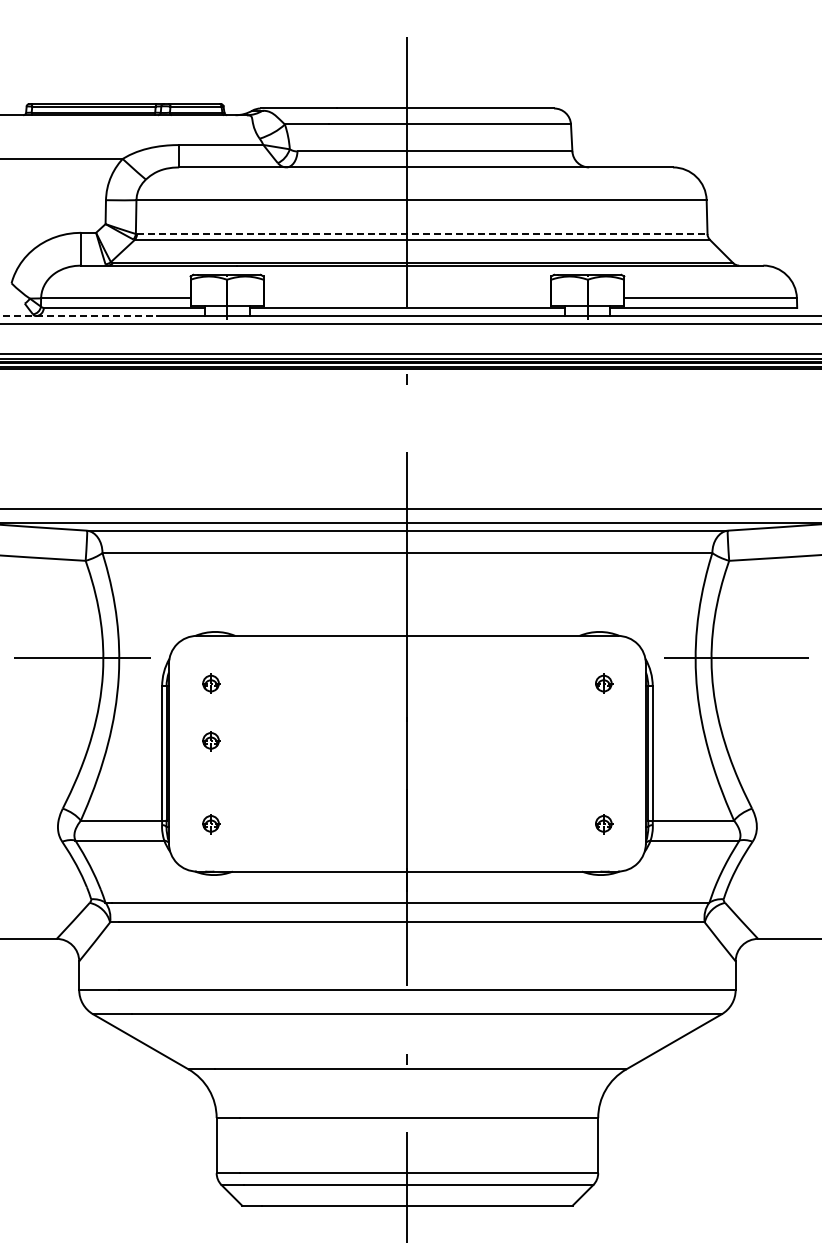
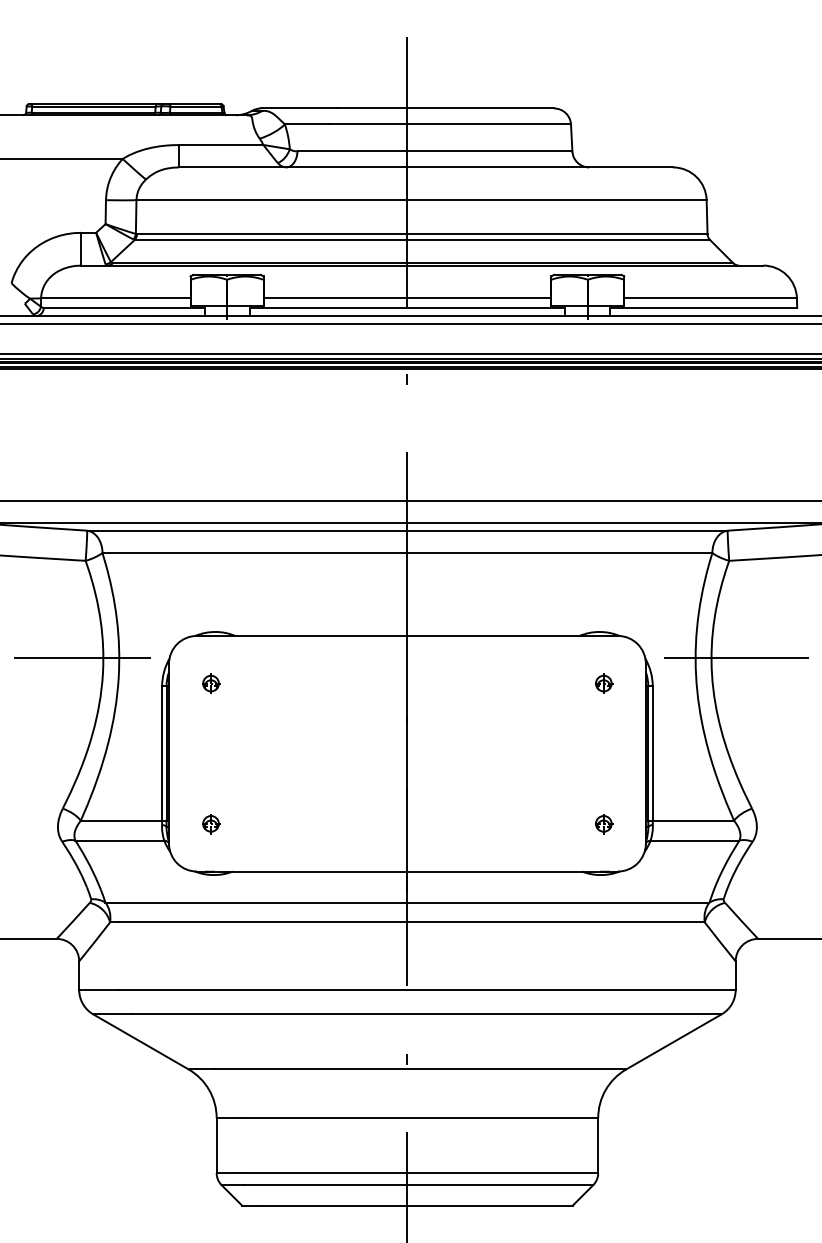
line: dashed -> solid (422, 234)
line: none -> present (407, 298)
line: dashed -> solid (78, 316)
line position: (410, 508) -> (410, 500) (410, 500)
part: present -> none (211, 741)
